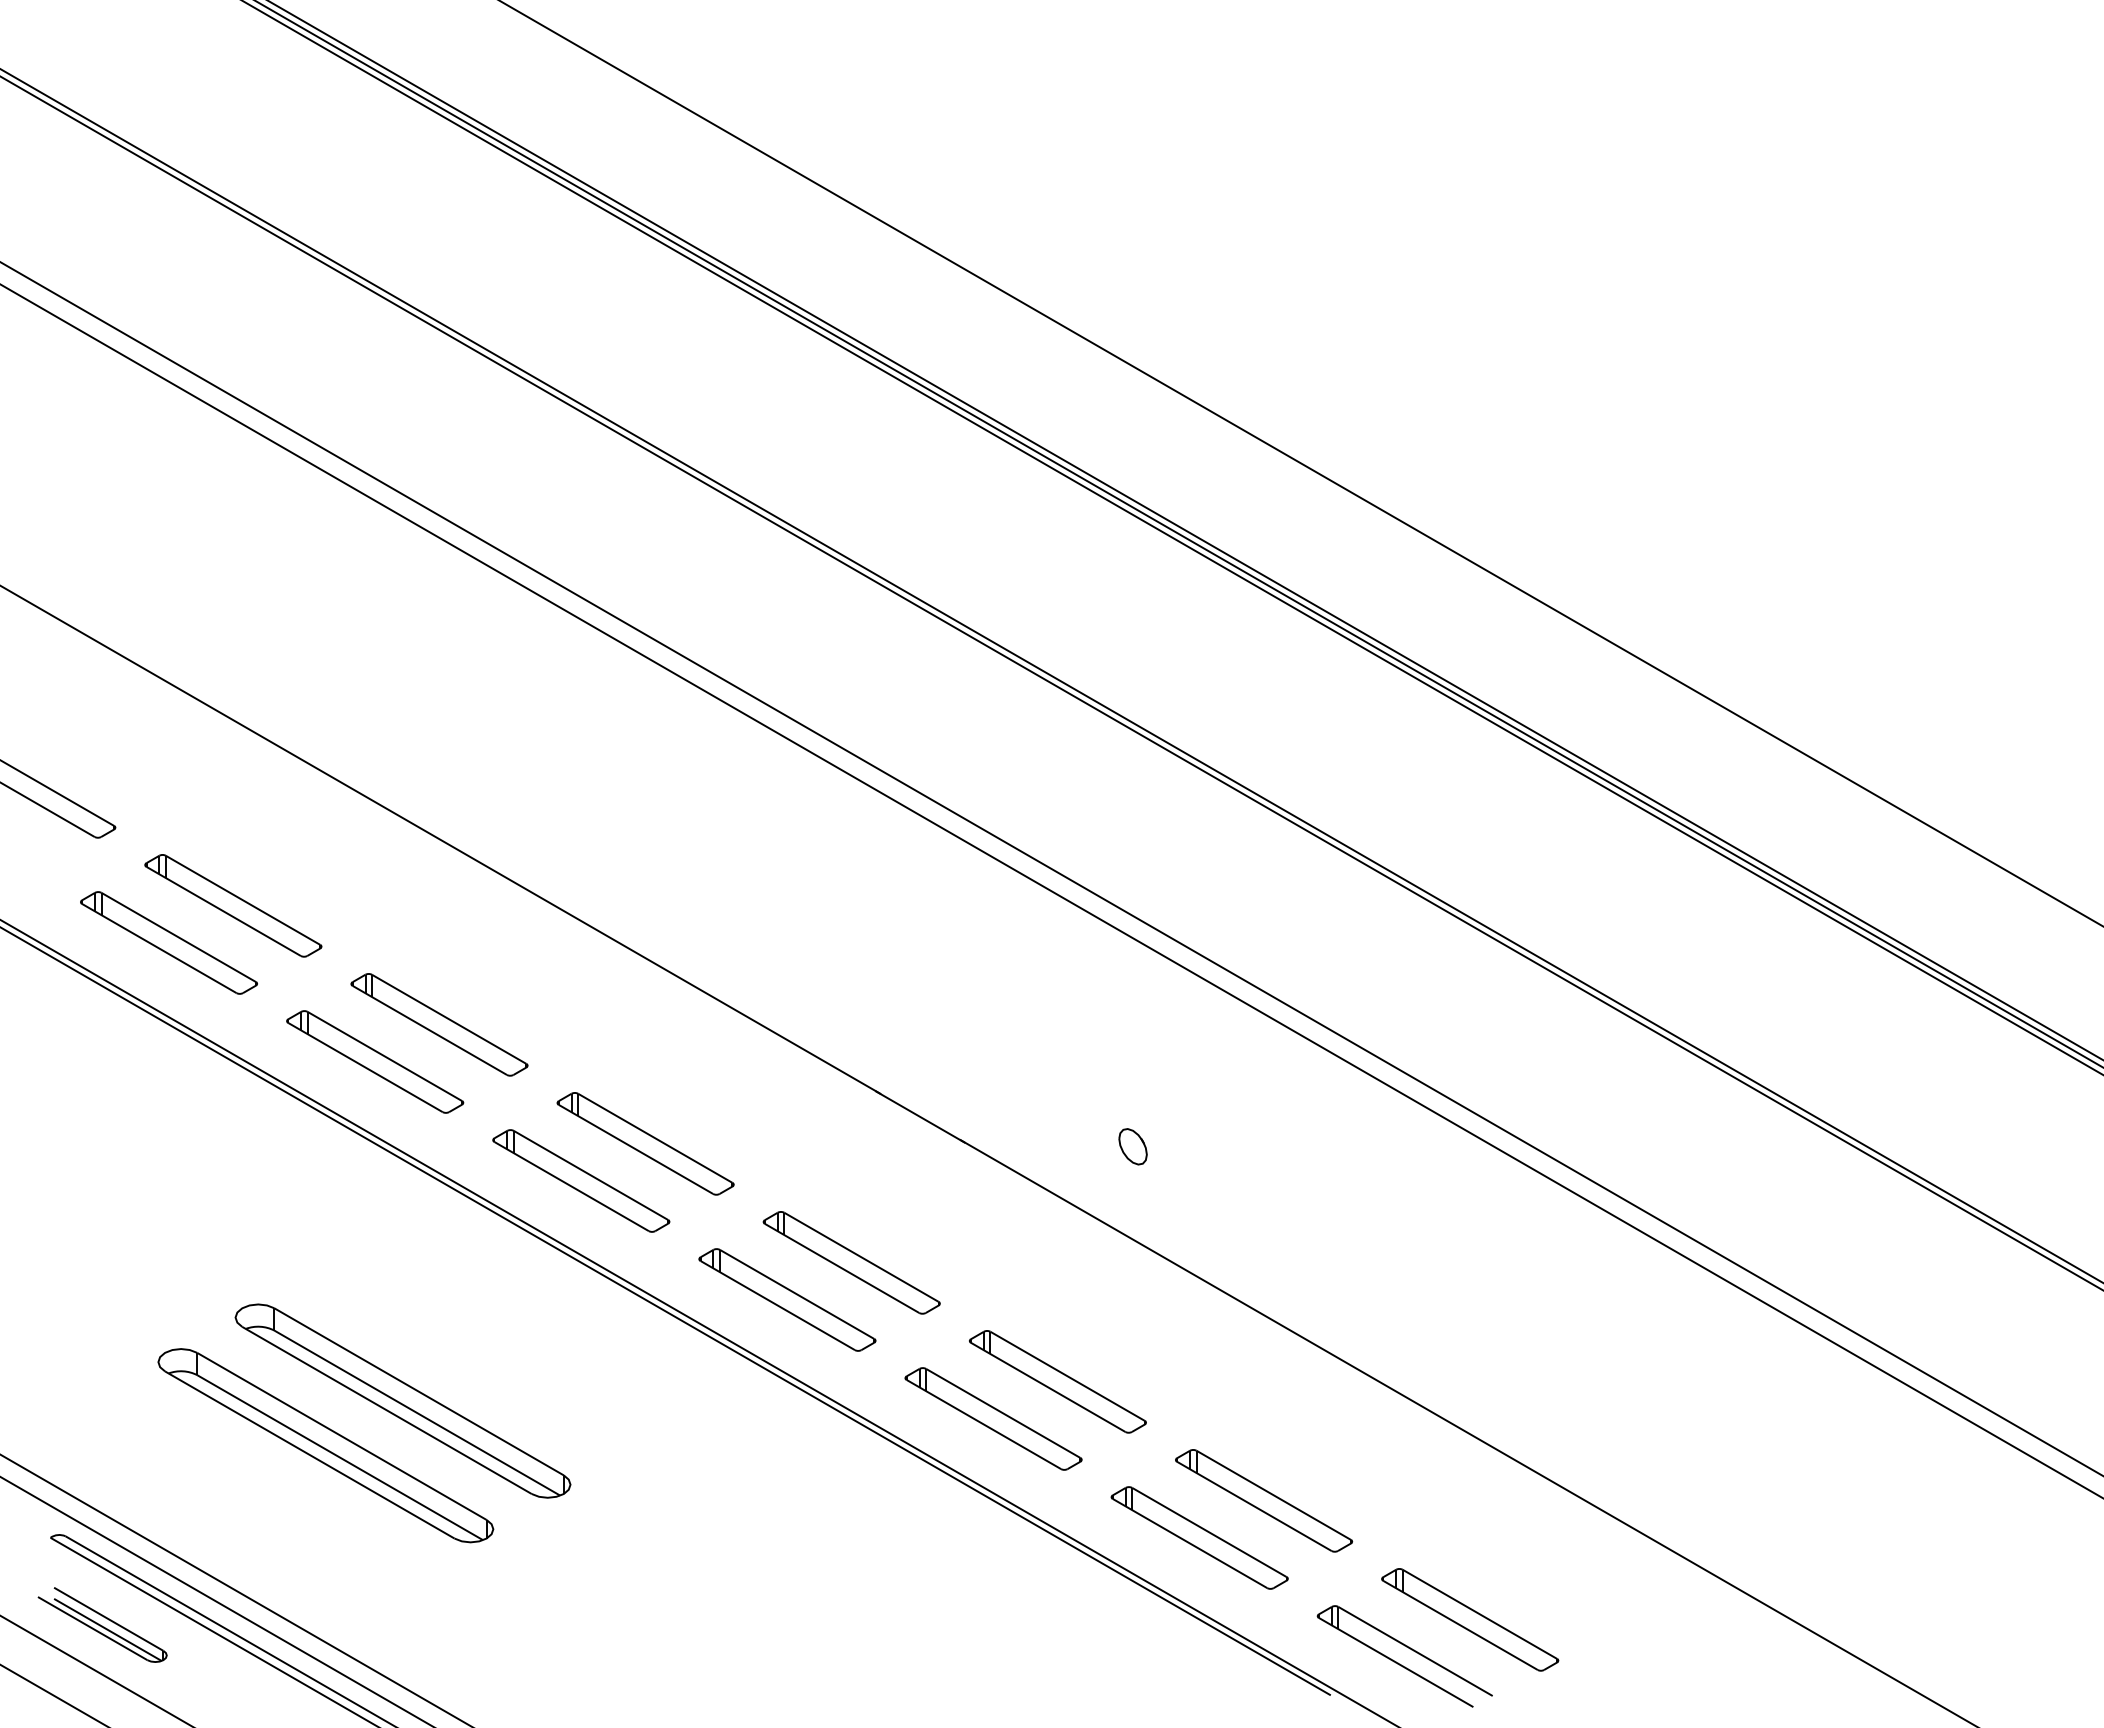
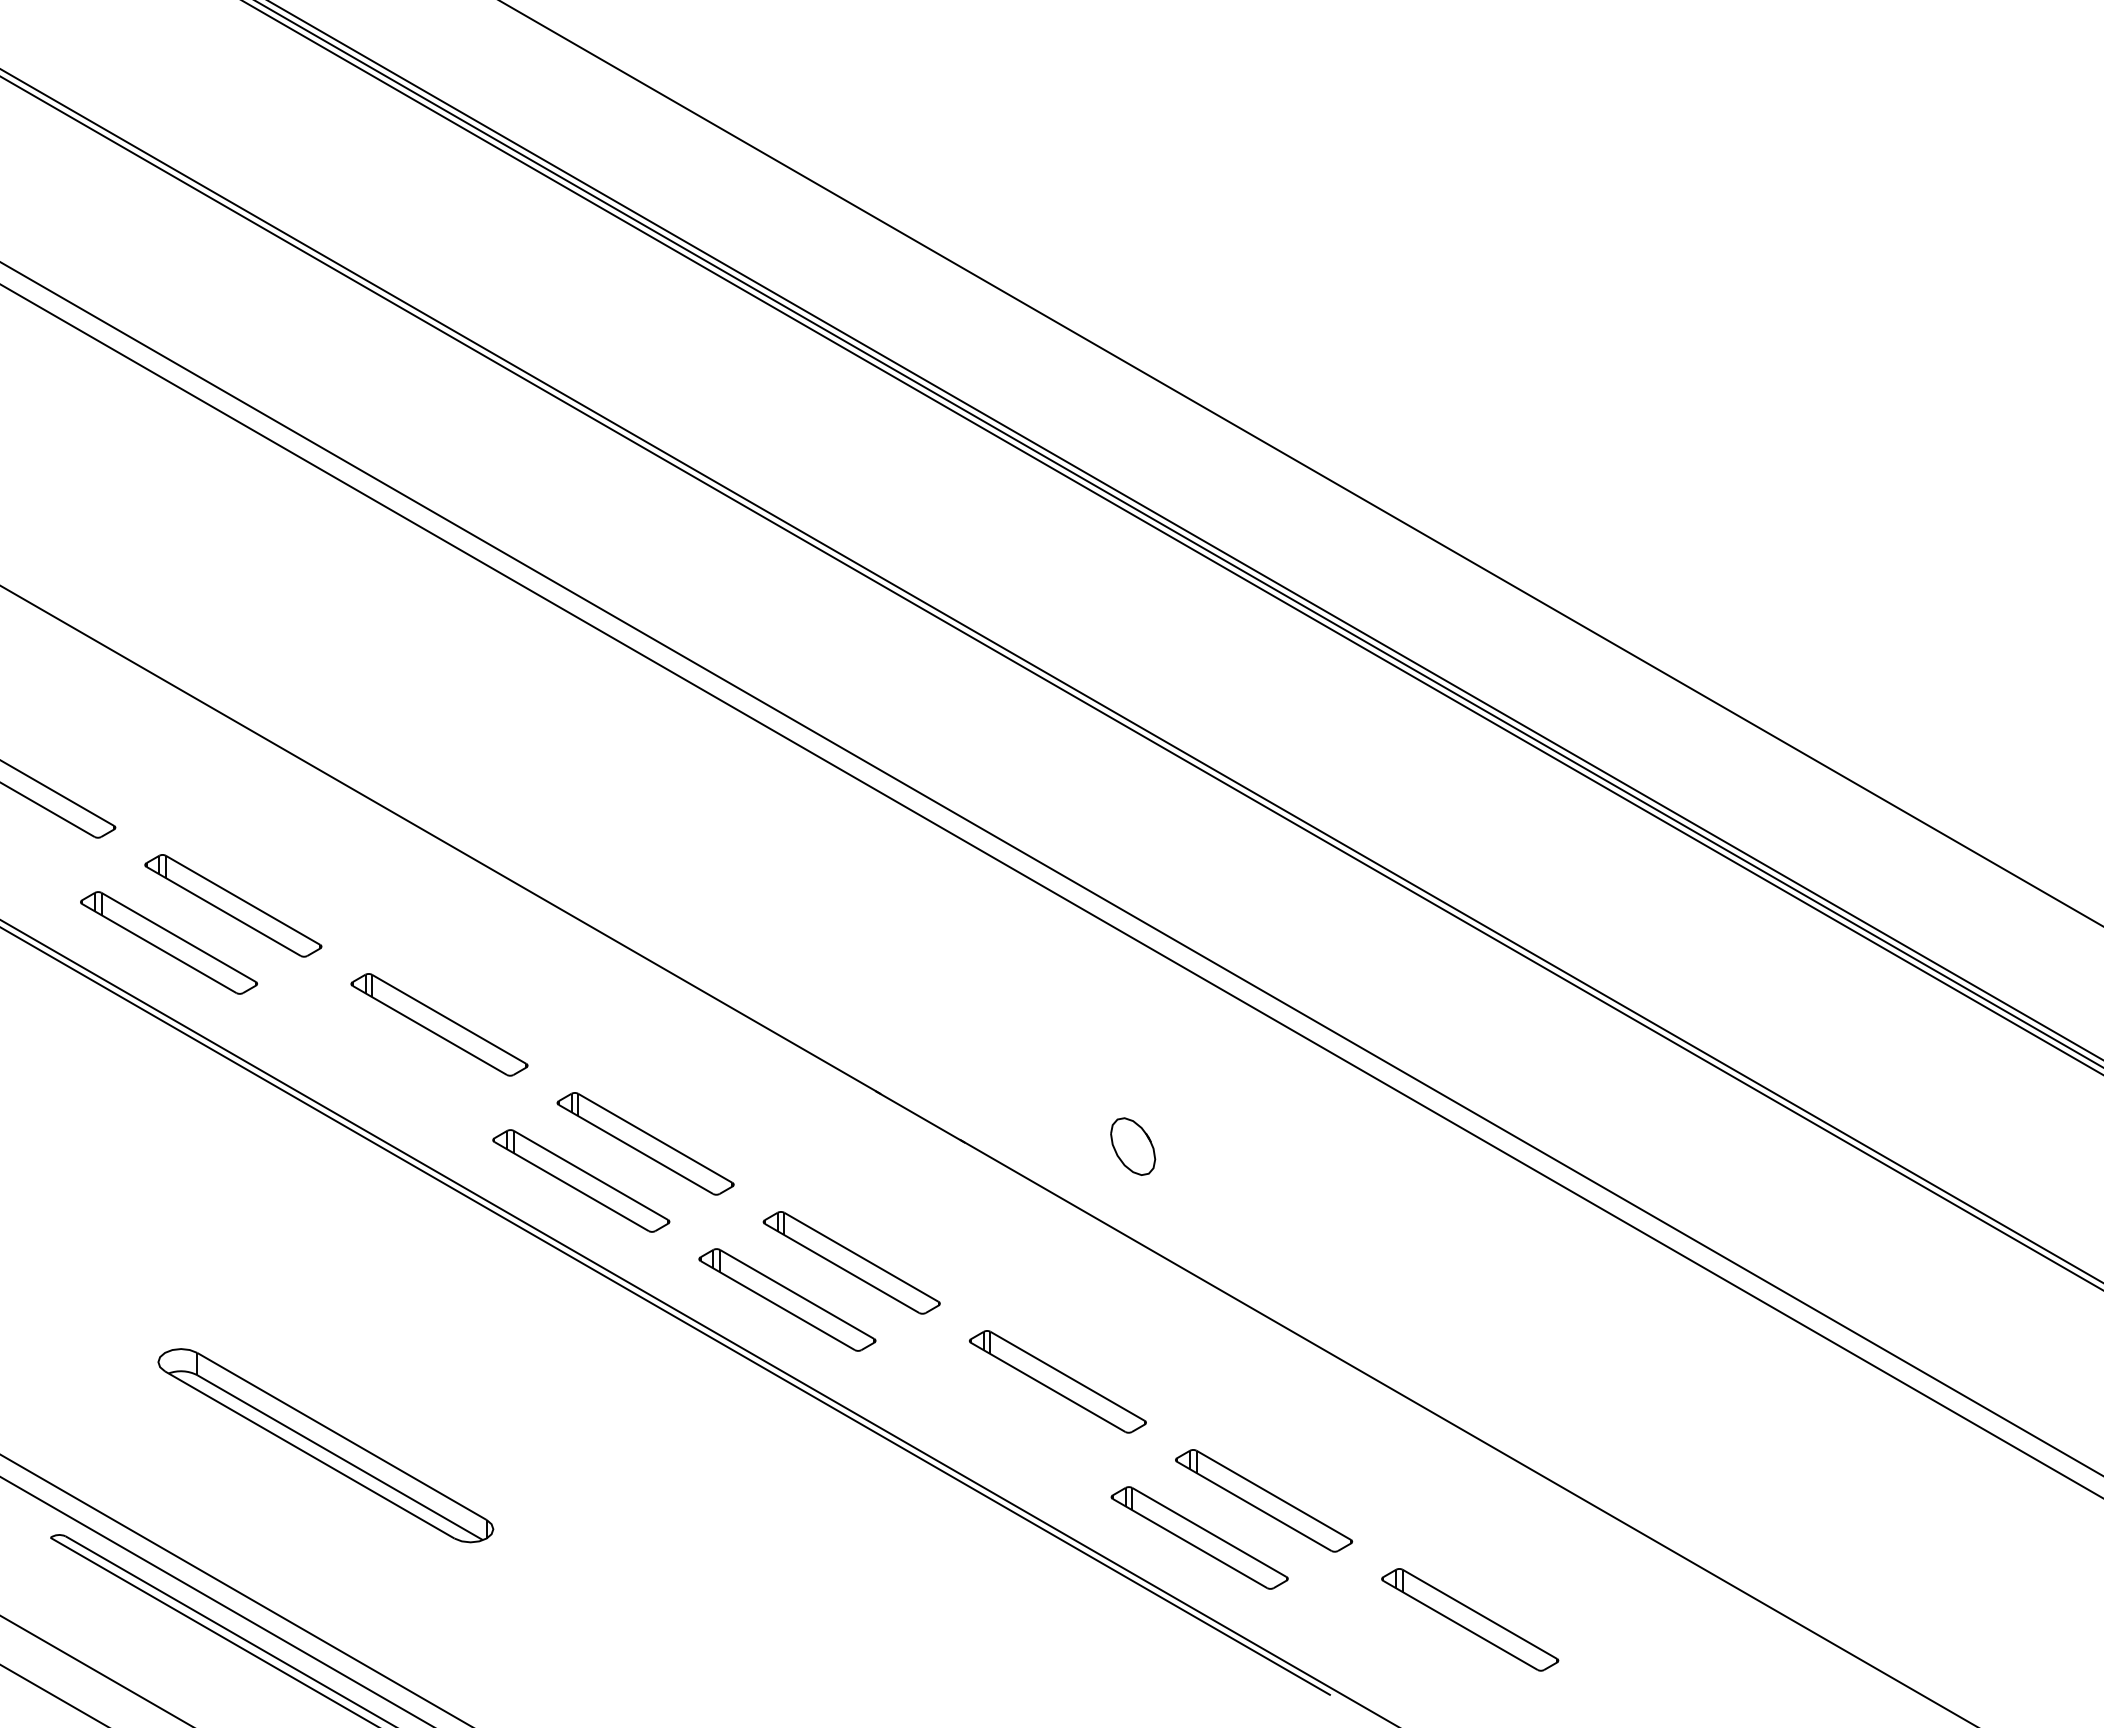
part: present -> none (375, 1061)
part size: 30x38 px -> 47x59 px (1133, 1146)
part: present -> none (402, 1400)
part: present -> none (993, 1418)
part: present -> none (102, 1624)
part: present -> none (1398, 1662)
